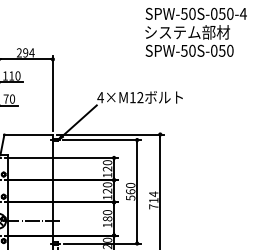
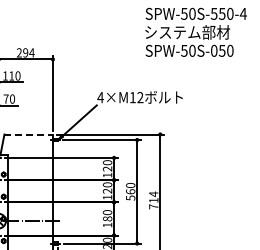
text: SPW-50S-050-4 -> SPW-50S-550-4 (213, 13)
line: solid -> dashed (29, 134)
